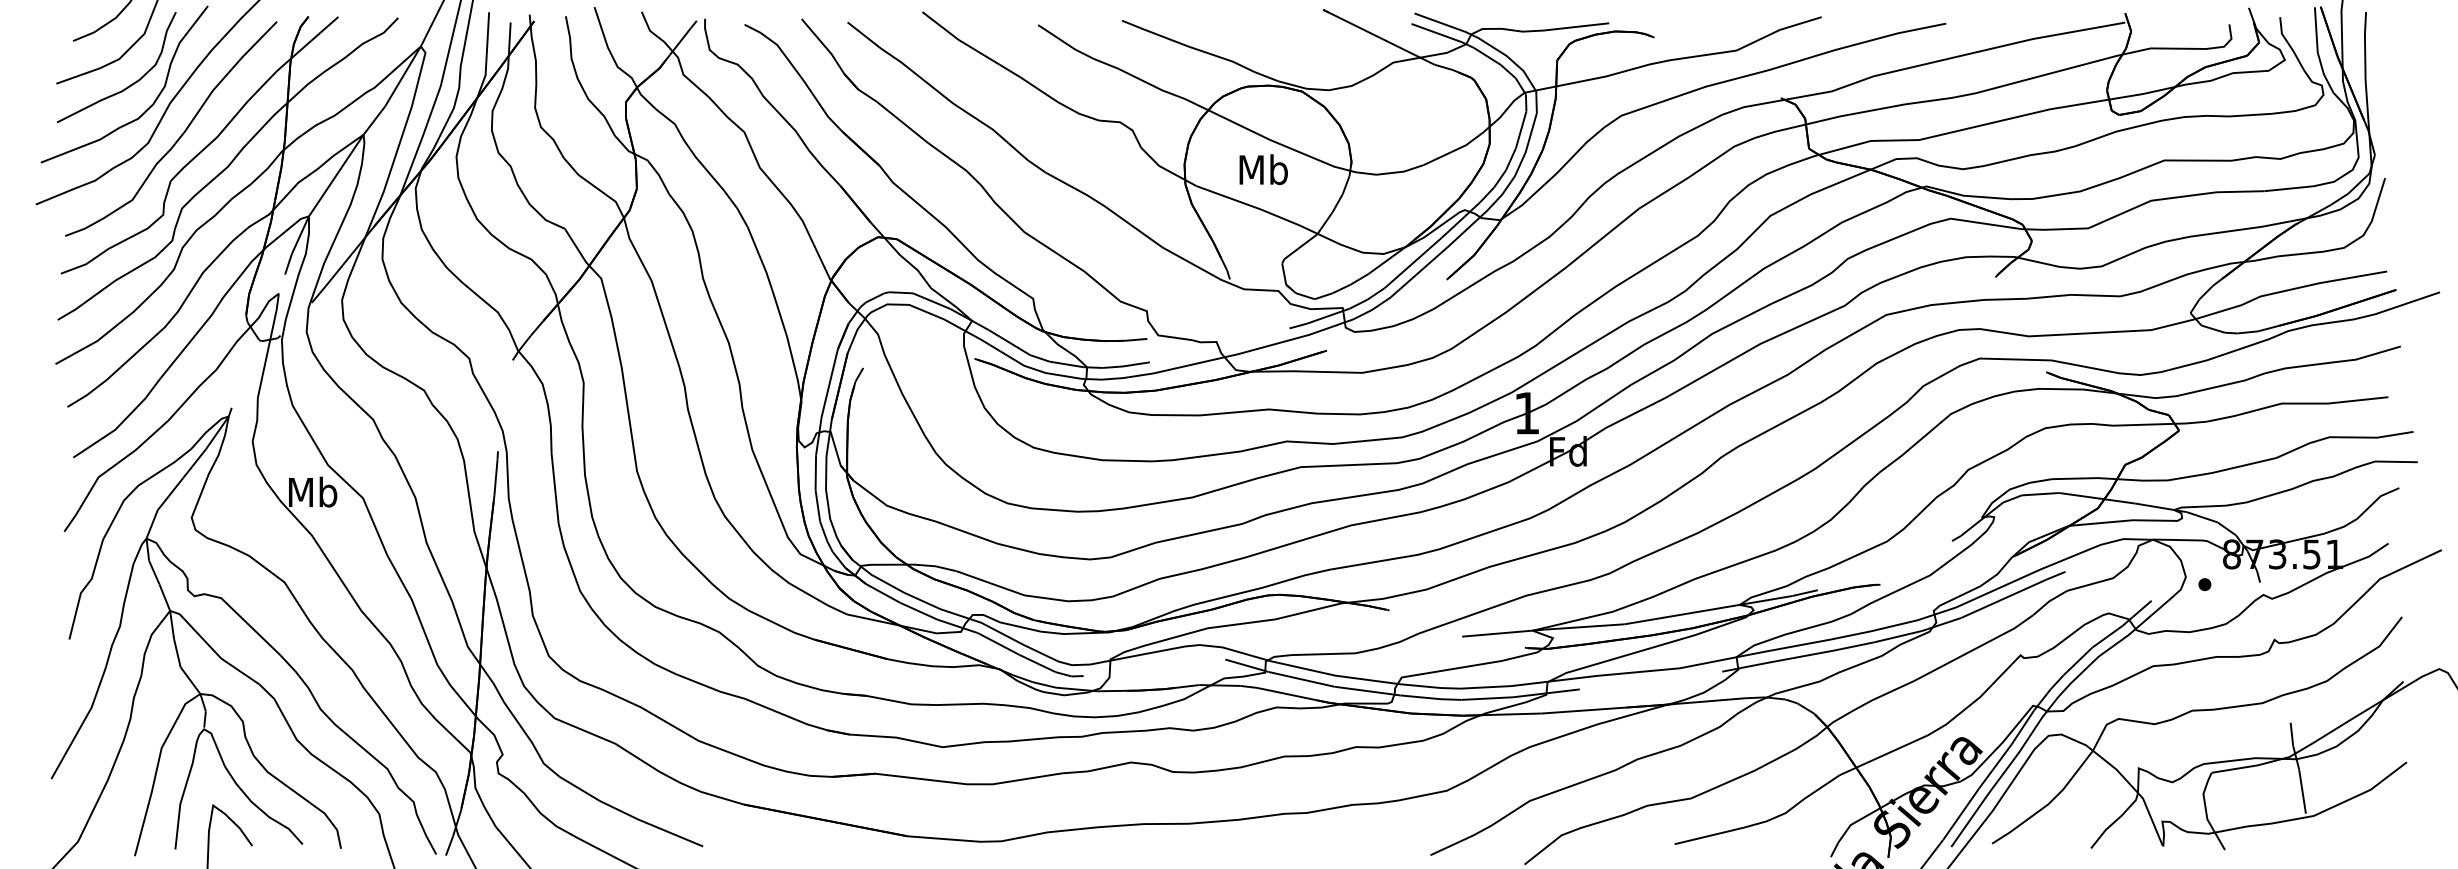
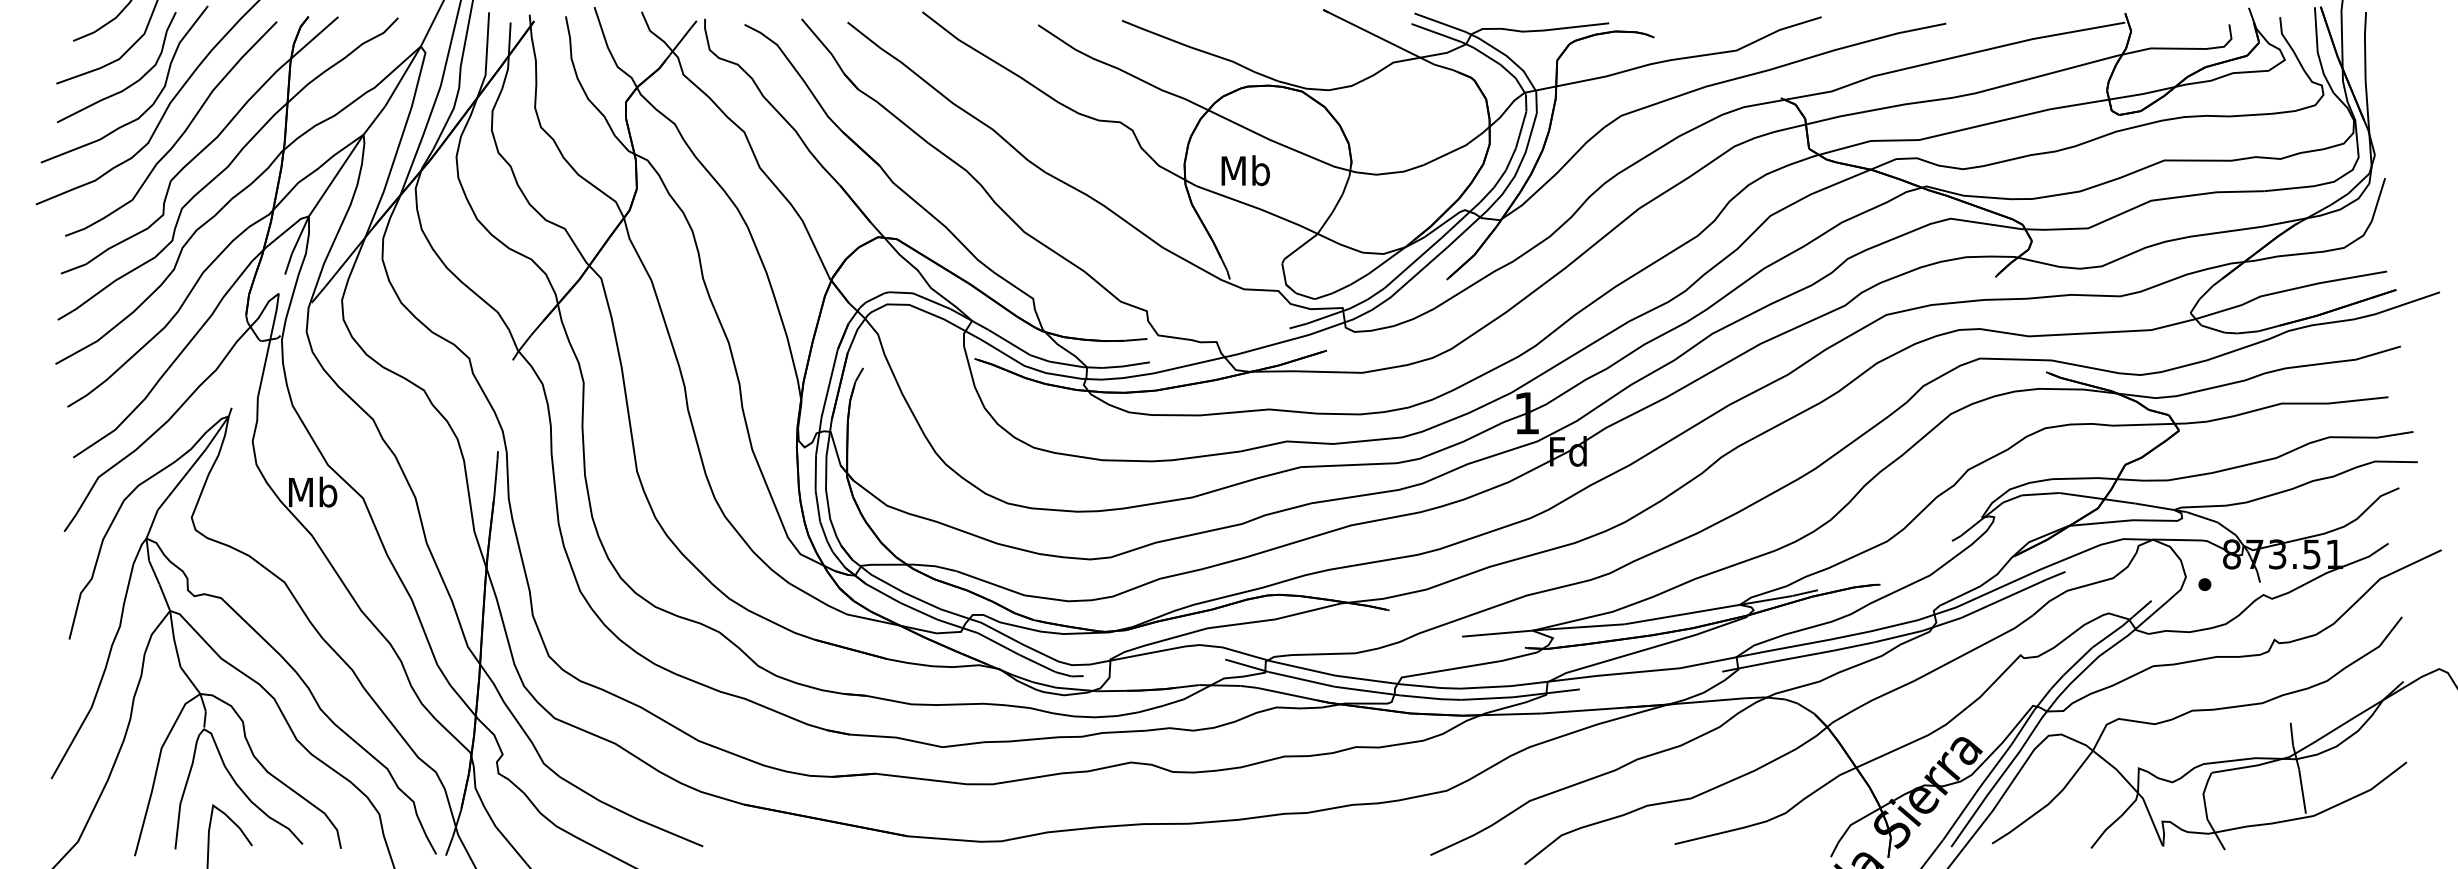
text position: (1263, 169) -> (1245, 170) (1245, 170)
